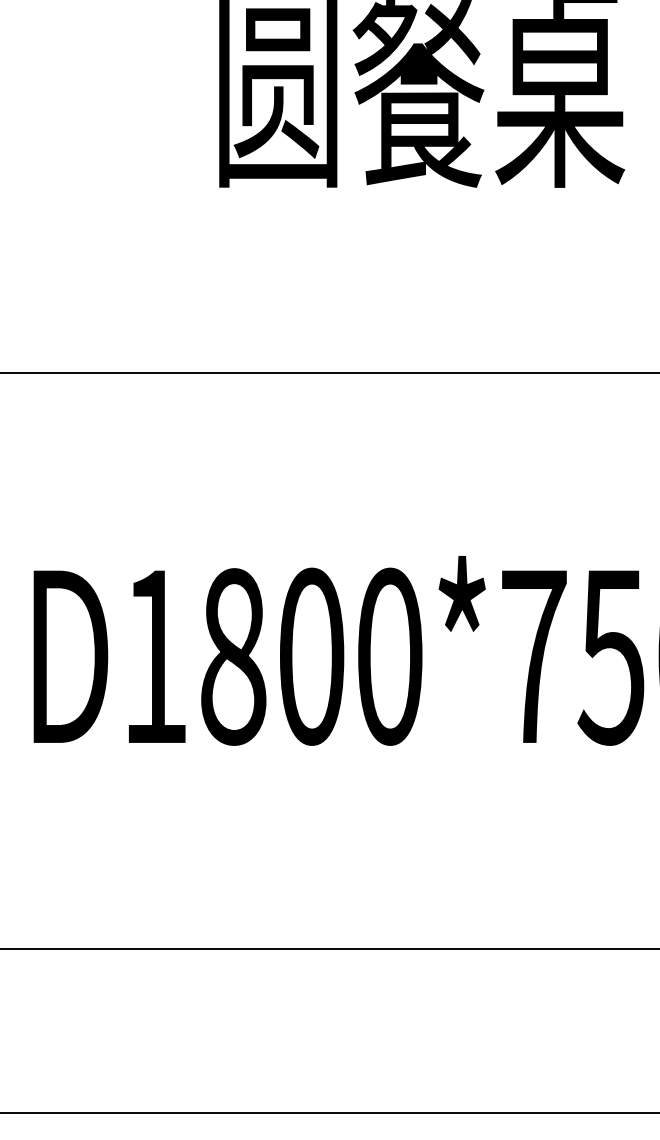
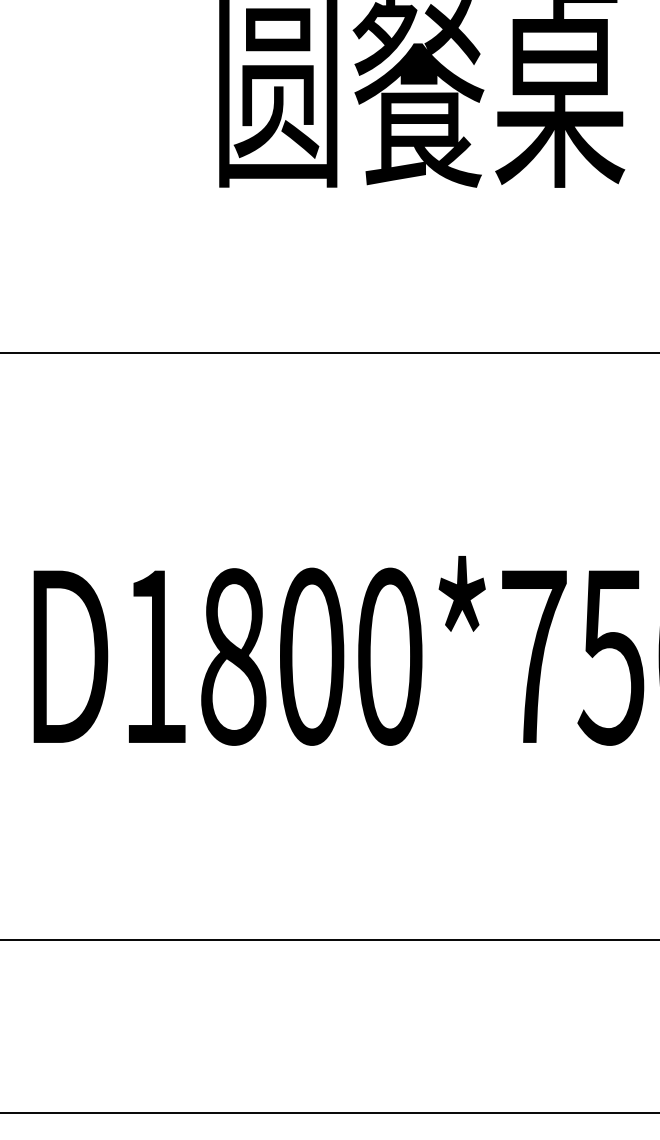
line position: (329, 373) -> (329, 353) (329, 353)
line position: (329, 948) -> (329, 939) (329, 939)
